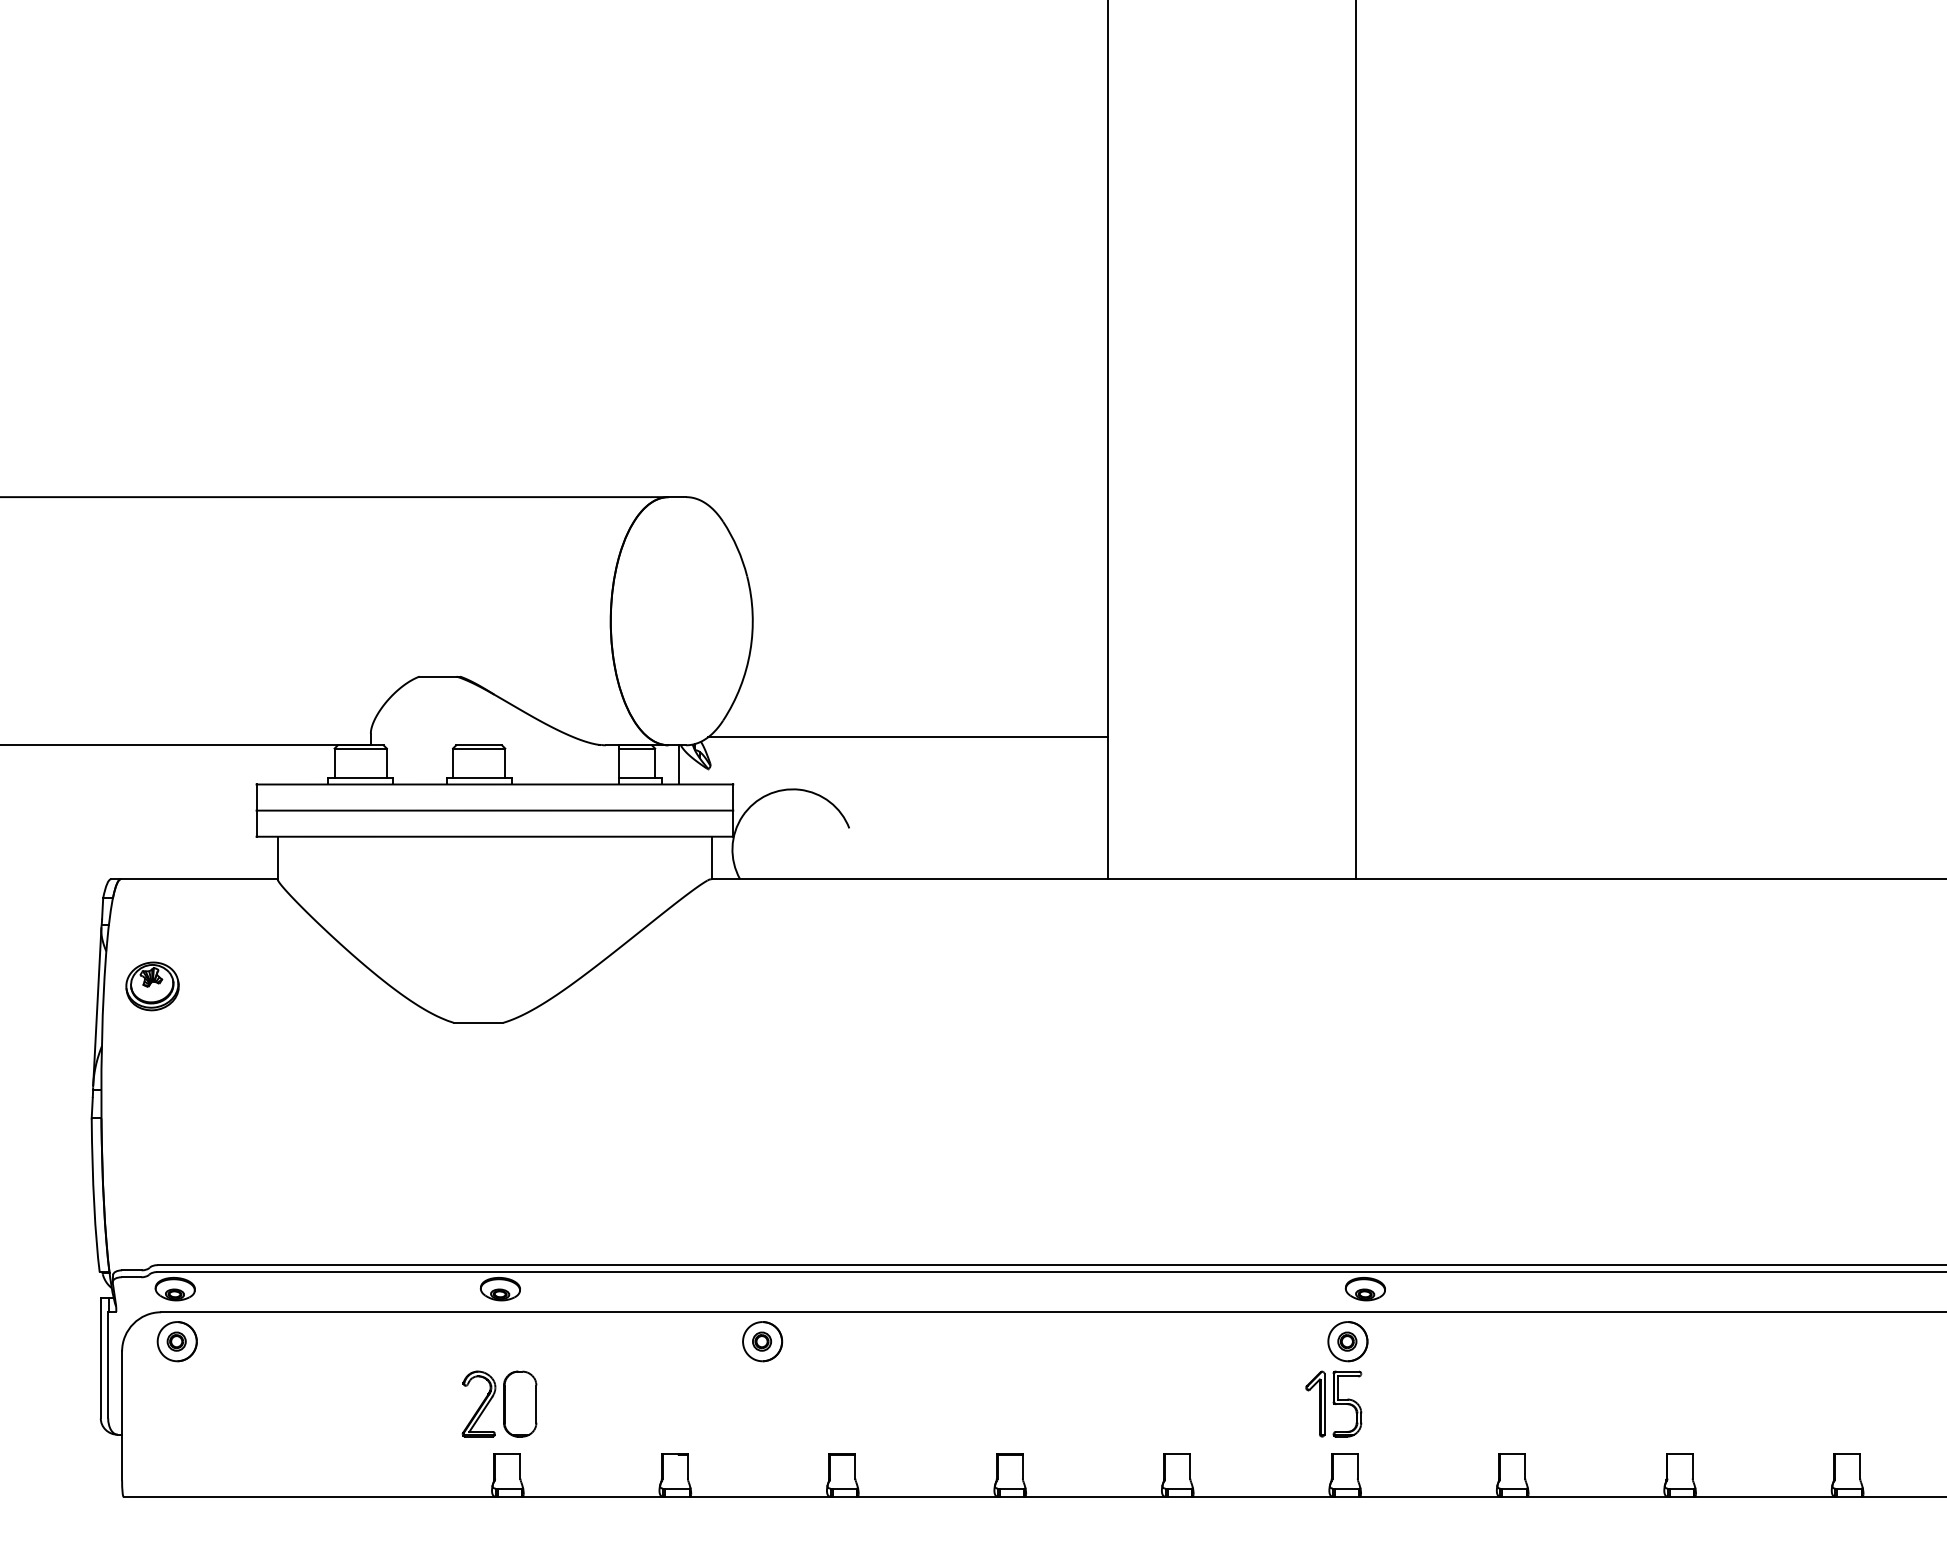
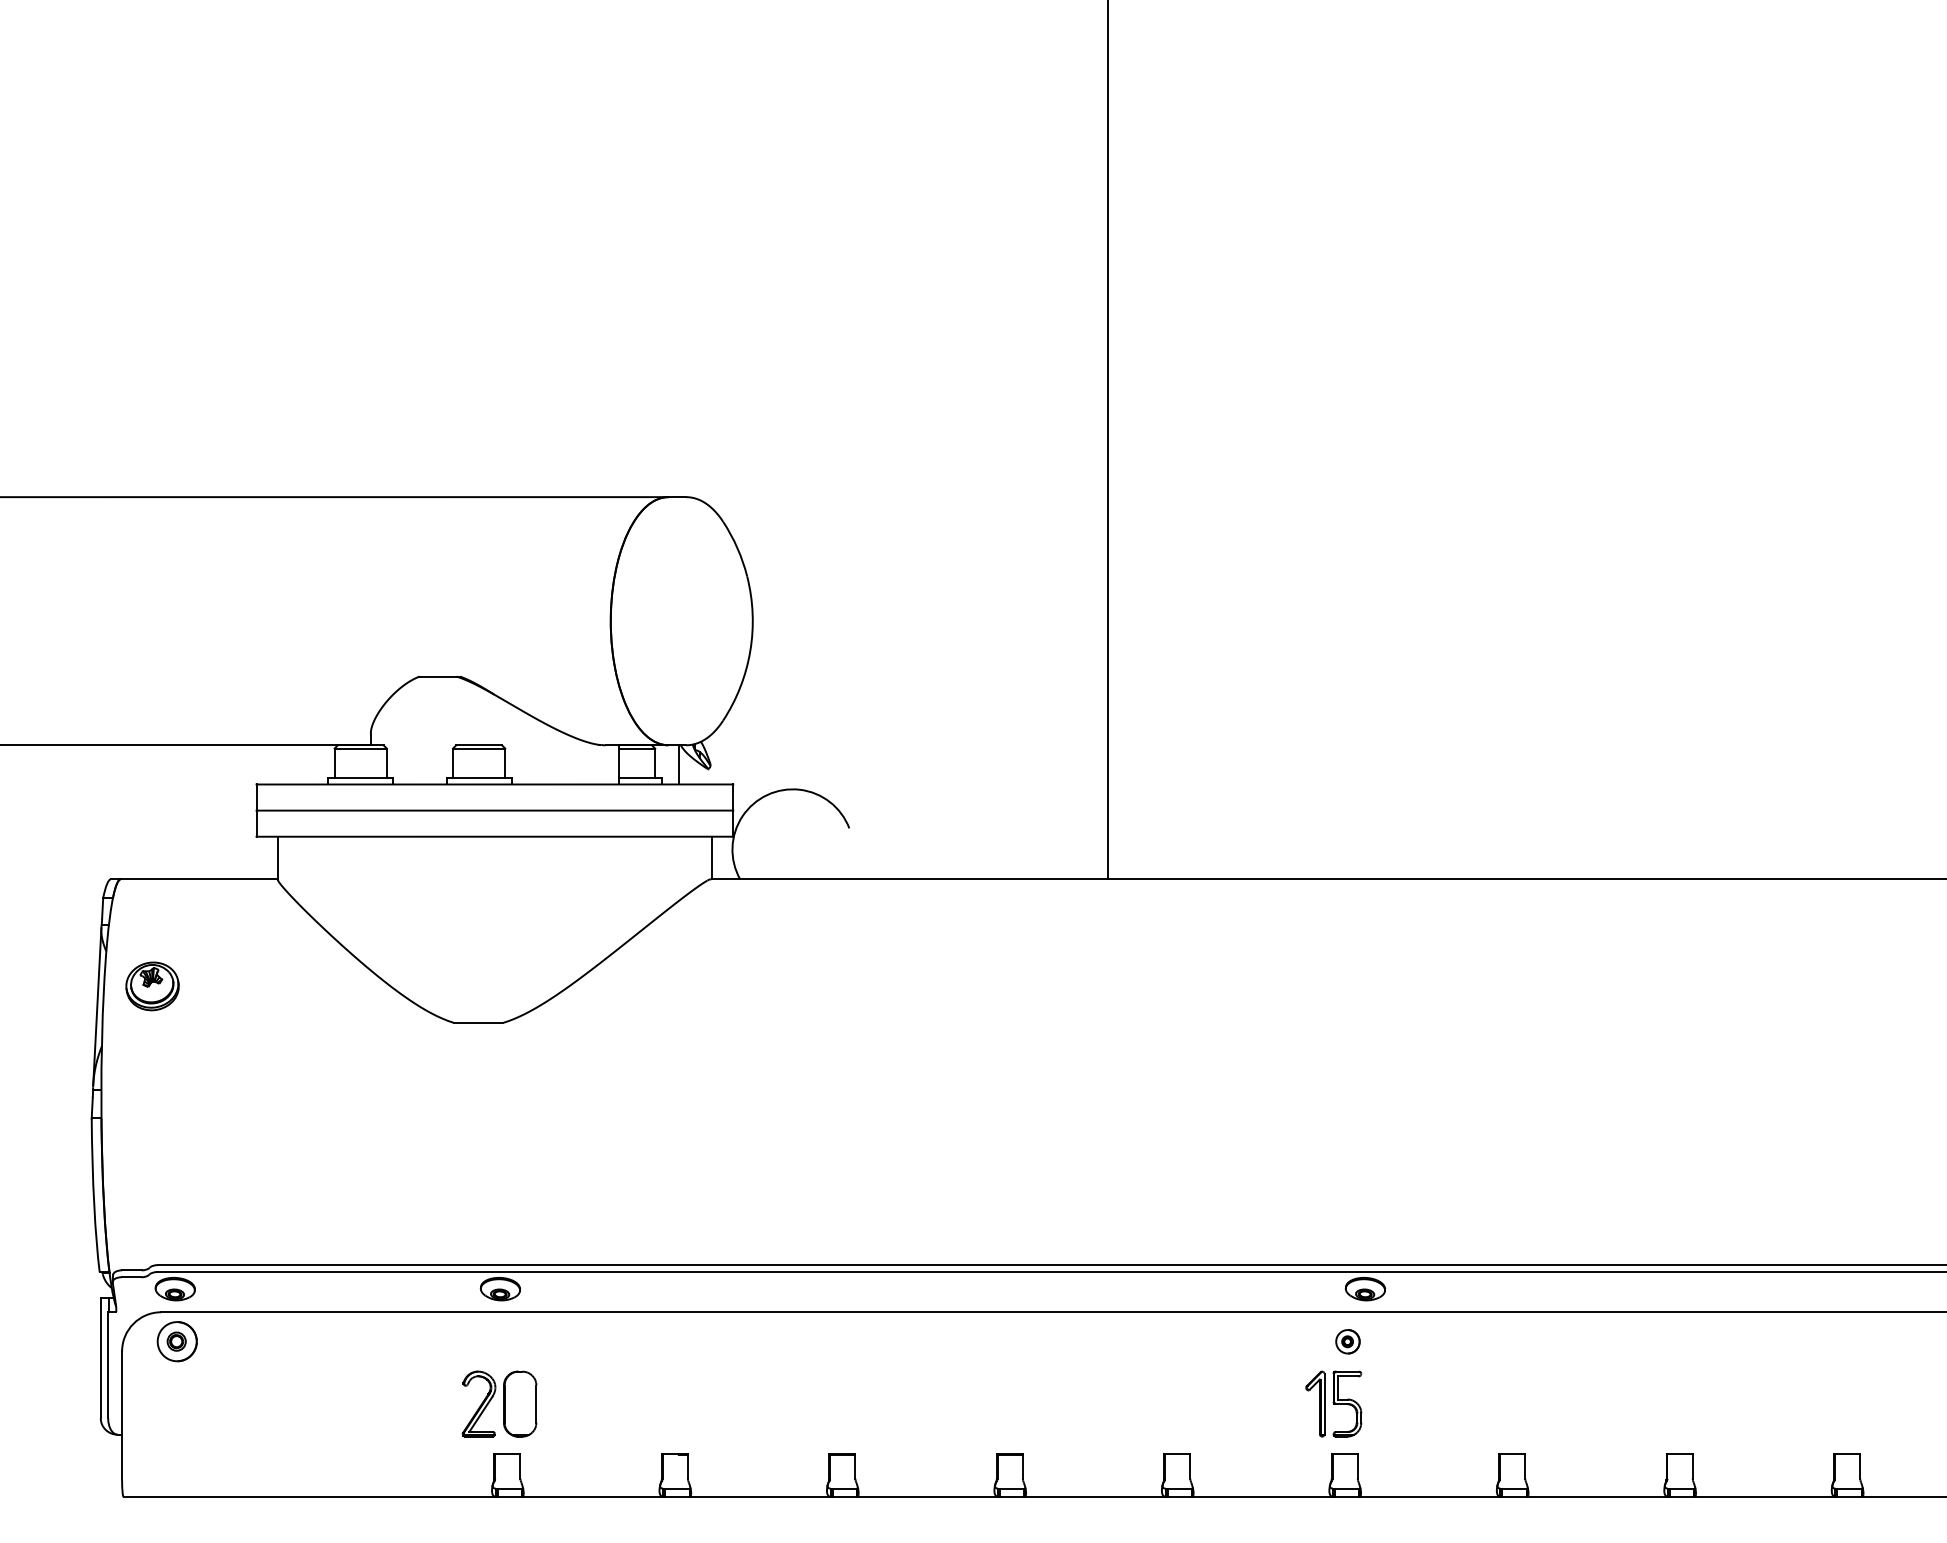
line: present -> none (1356, 440)
line: present -> none (908, 737)
part: present -> none (762, 1341)
part size: 42x42 px -> 26x26 px (1347, 1341)
